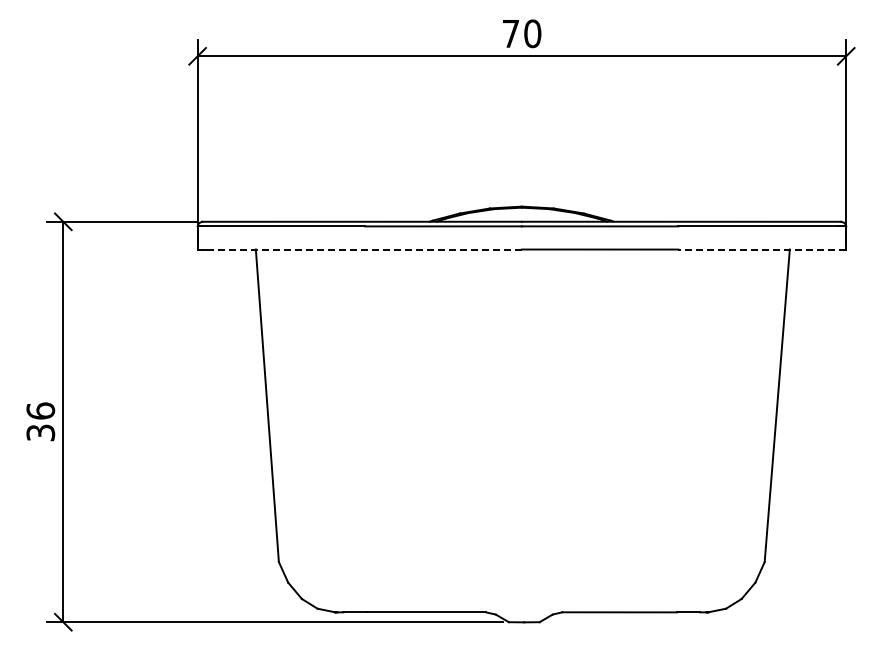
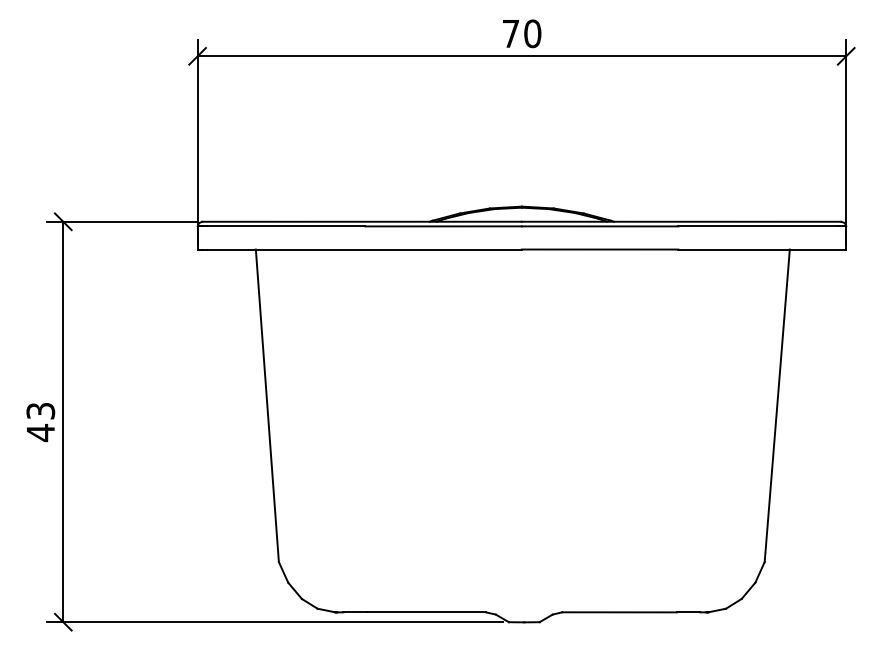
line: dashed -> solid (363, 249)
line: dashed -> solid (762, 249)
text: 36 -> 43 (40, 422)
